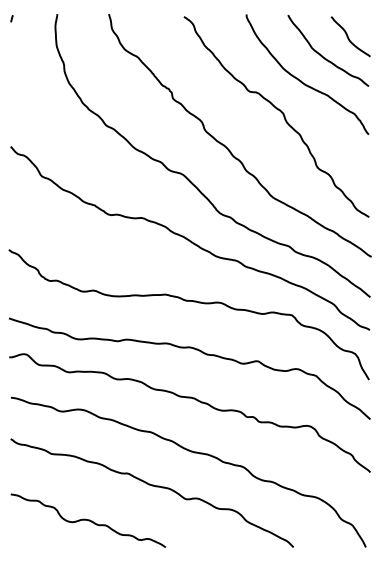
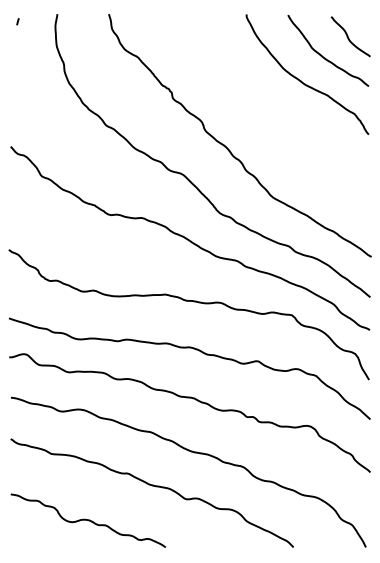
line position: (11, 18) -> (17, 21) (17, 21)
curve: present -> none (280, 112)
